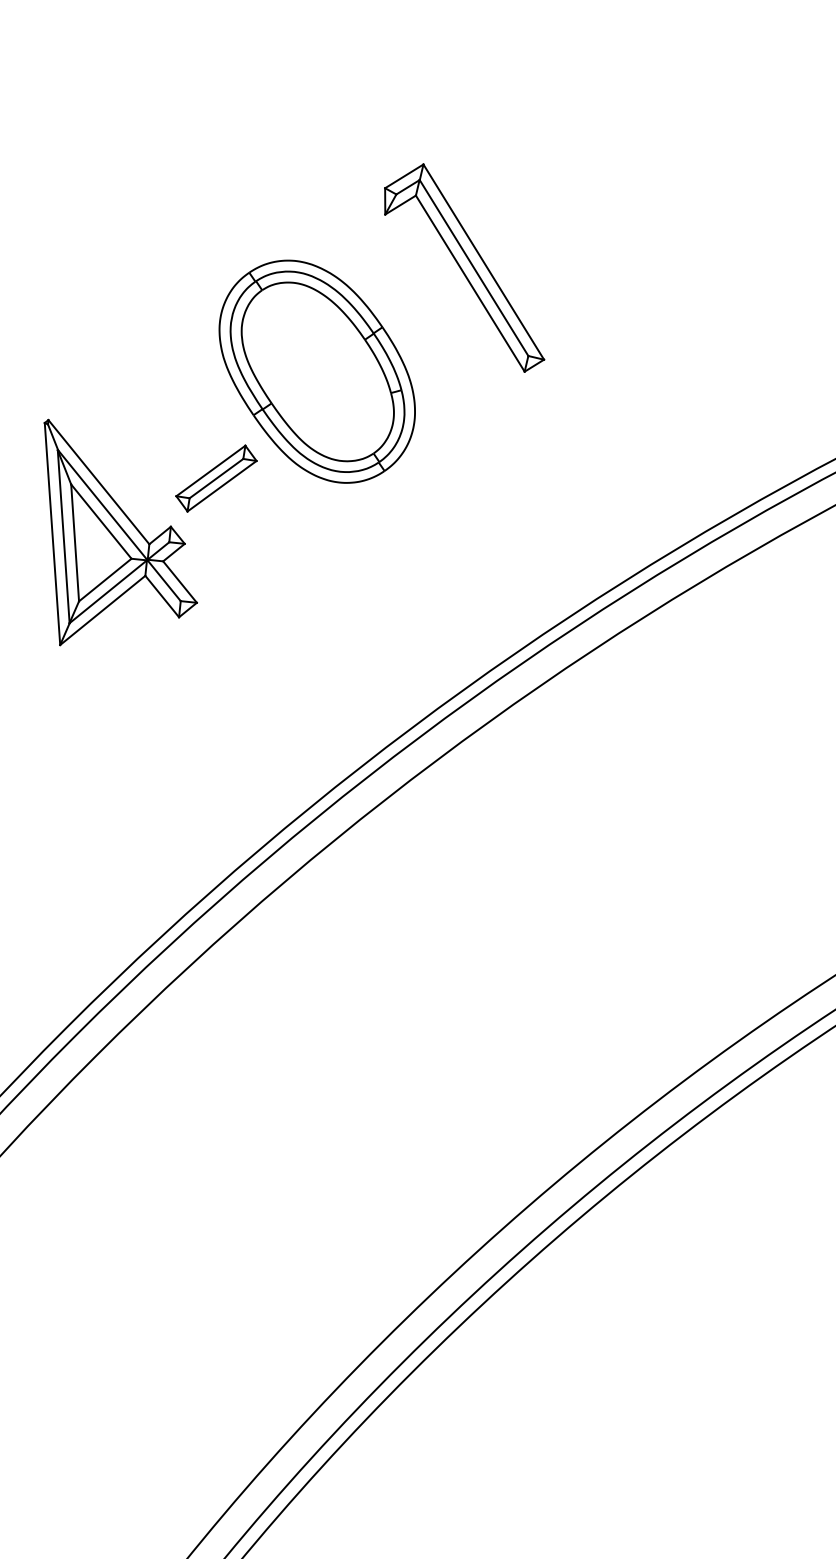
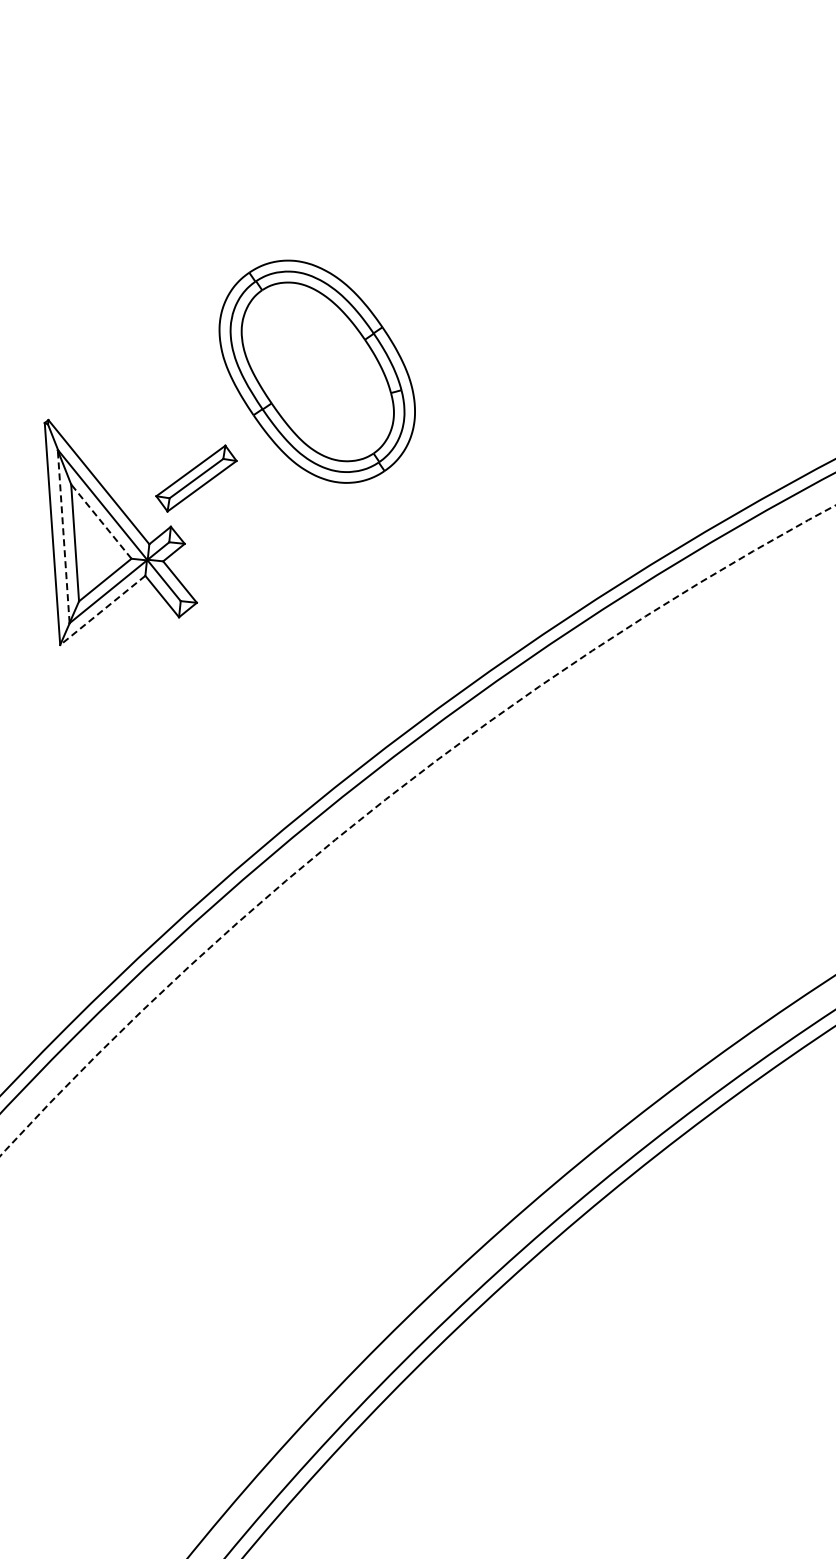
part: present -> none (464, 267)
part position: (216, 478) -> (196, 478) (196, 478)
line: solid -> dashed (101, 521)
line: solid -> dashed (63, 536)
line: solid -> dashed (102, 610)
arc: solid -> dashed (388, 797)
